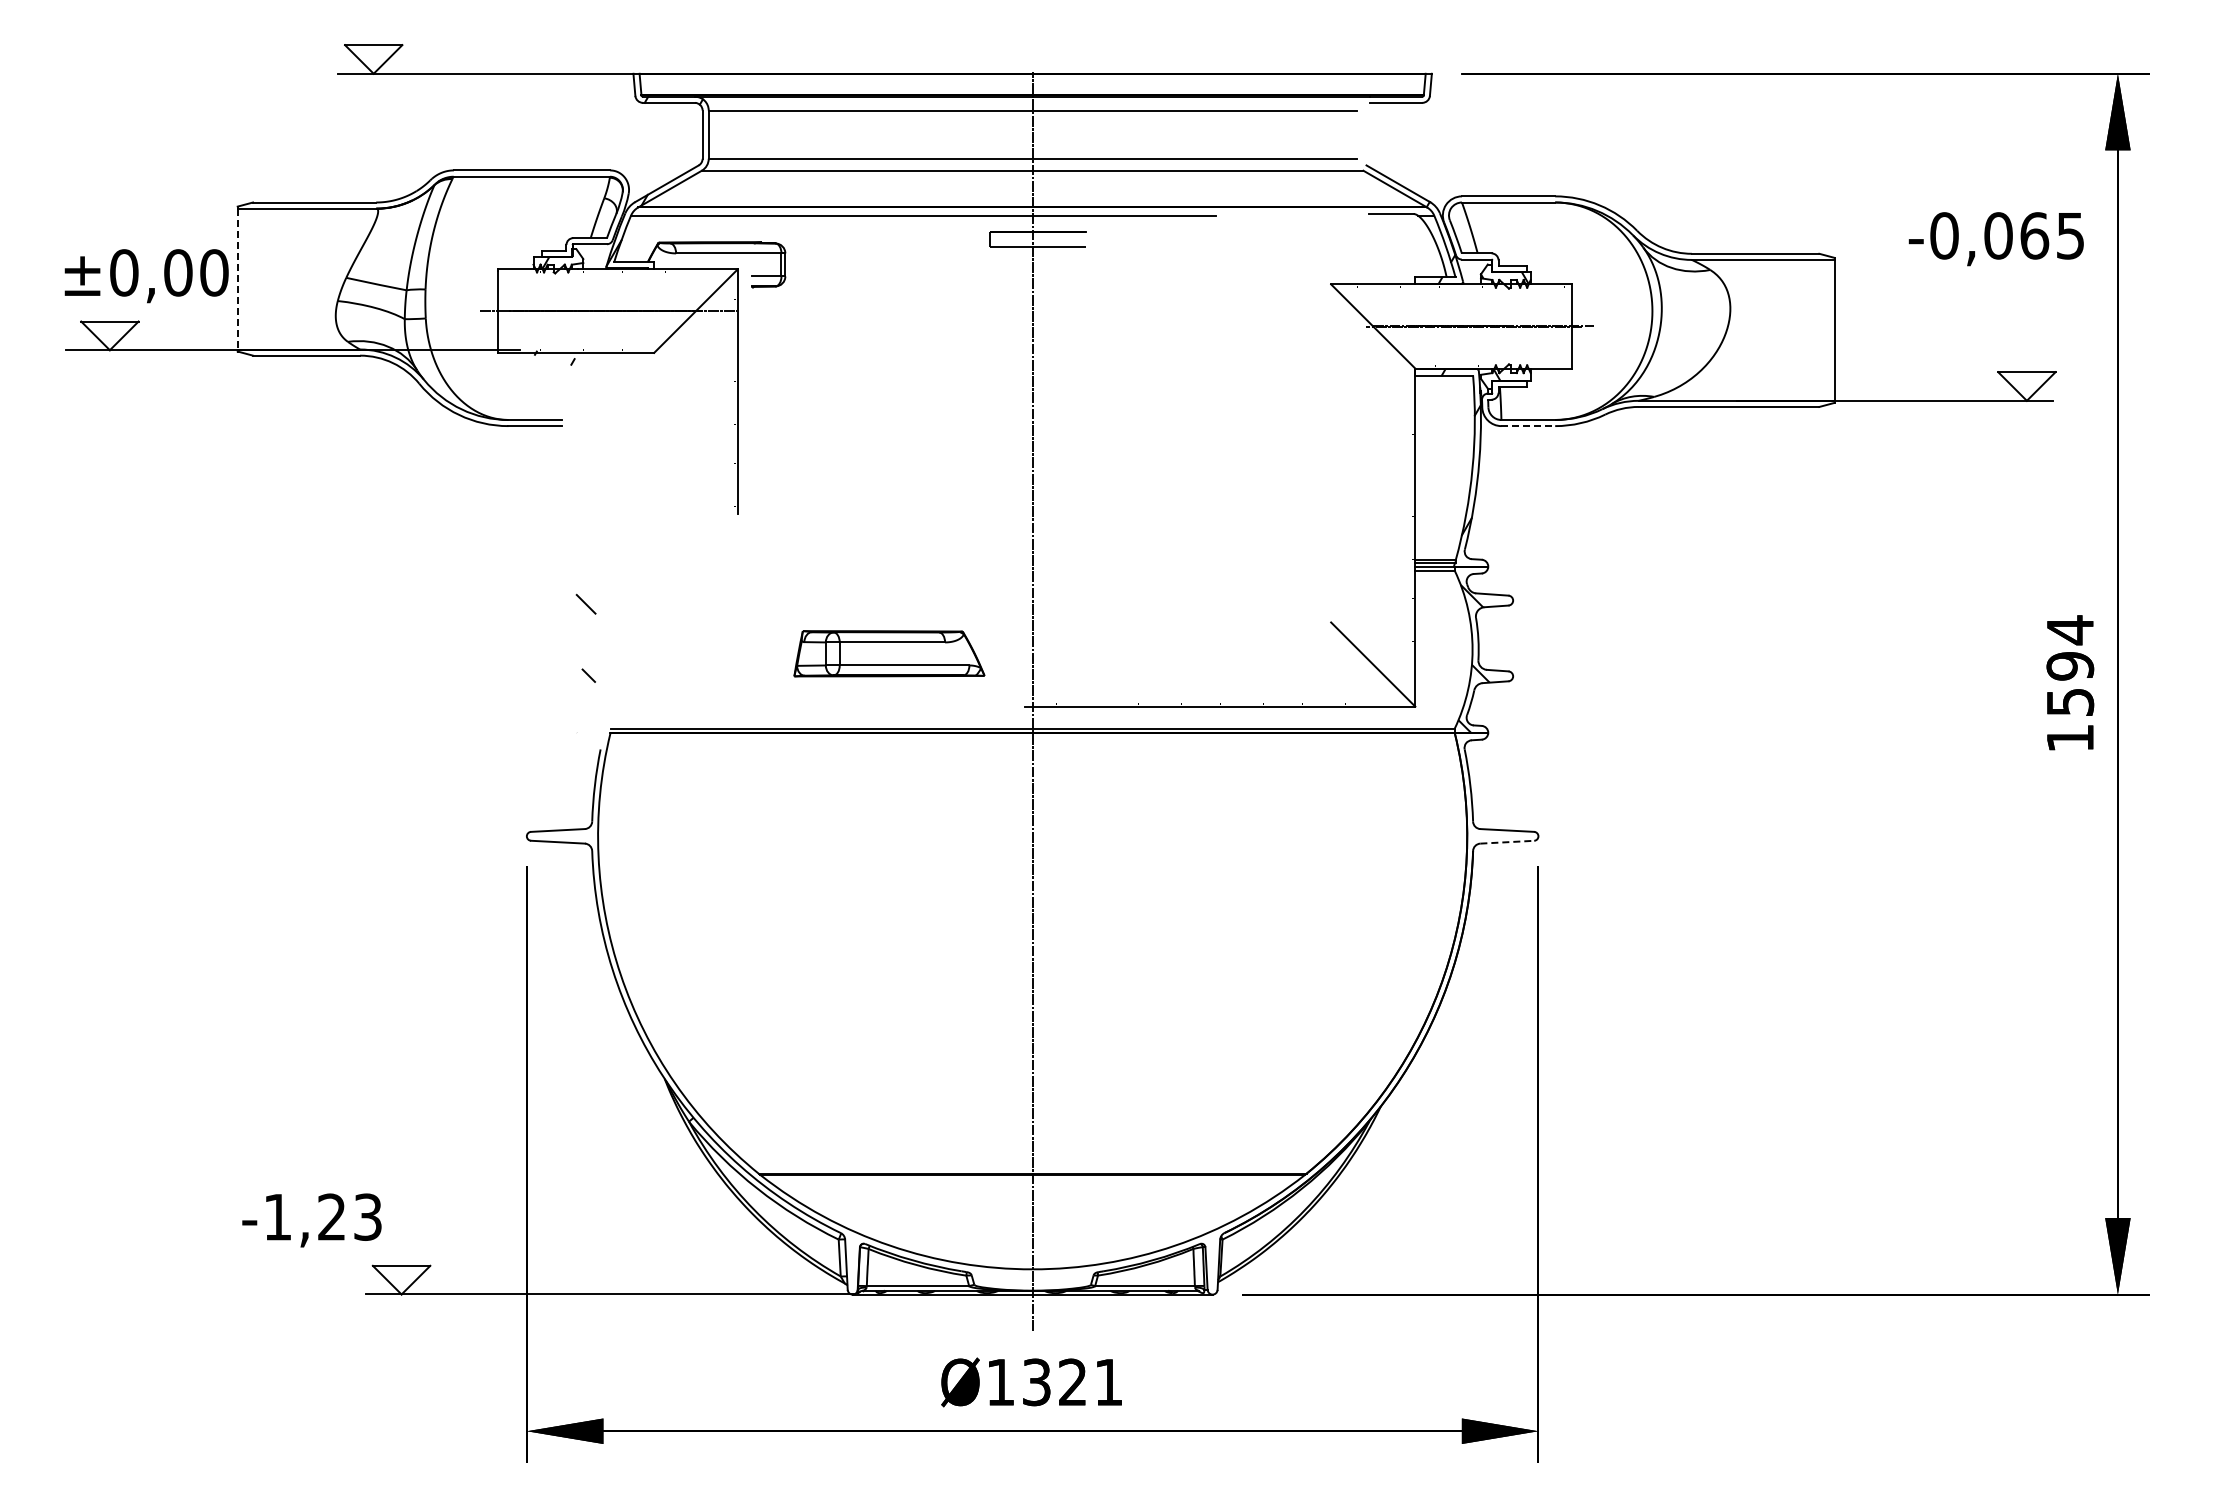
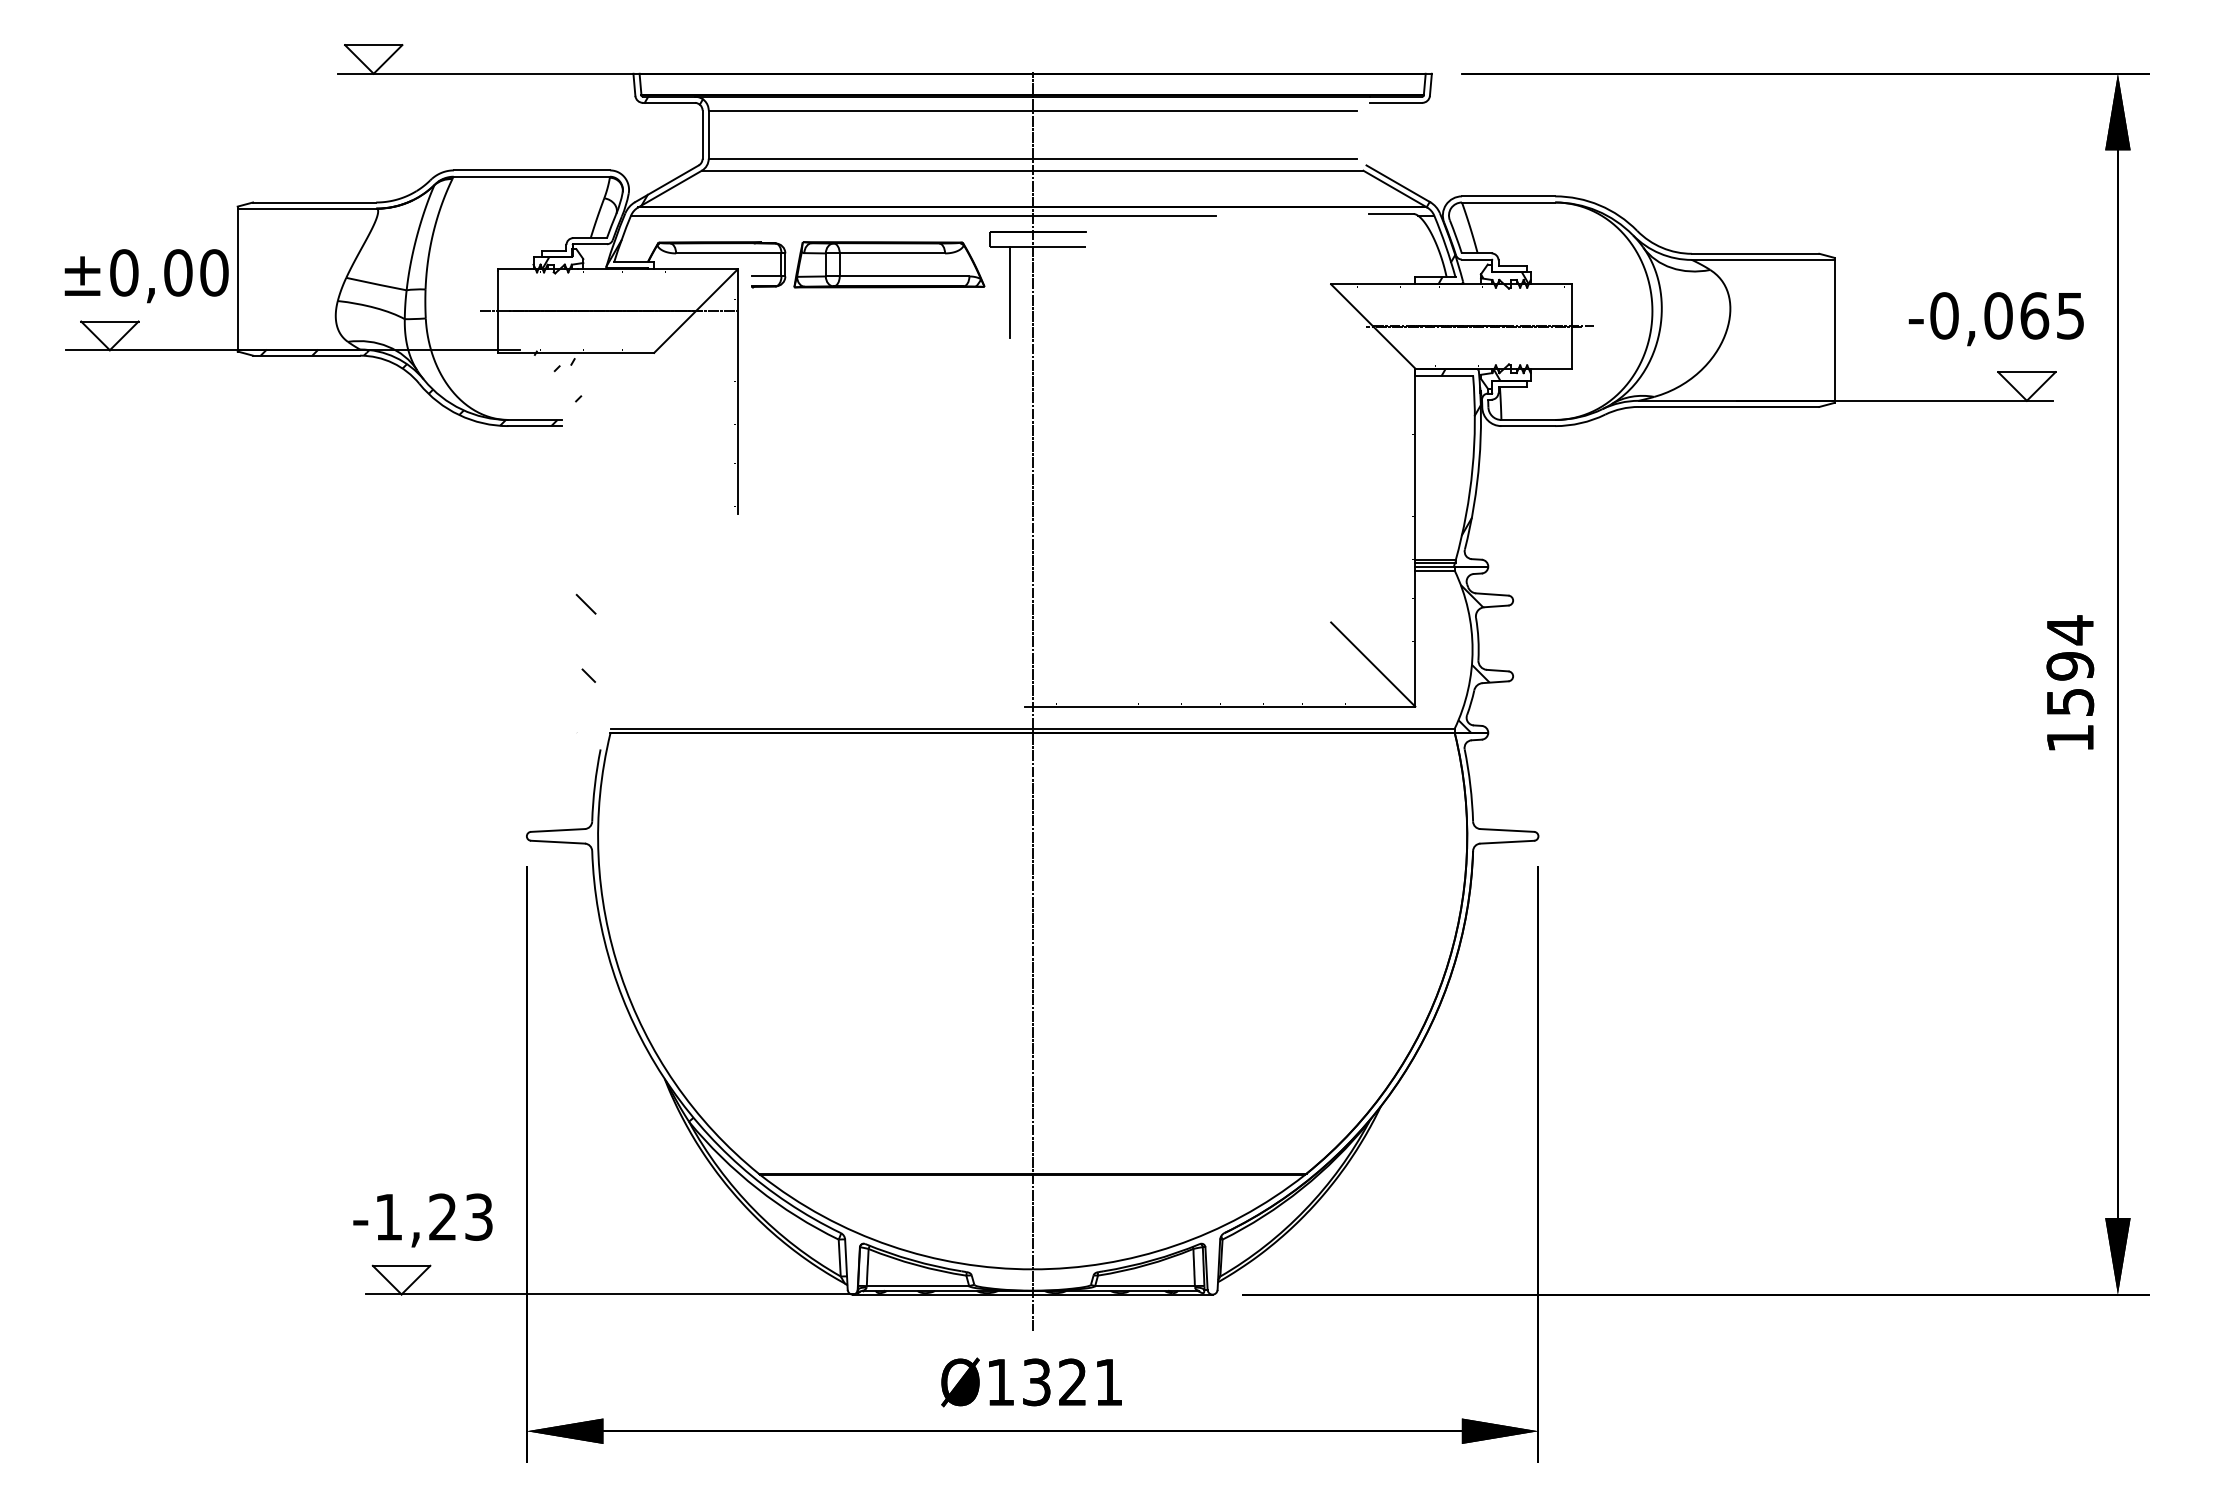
text position: (1995, 239) -> (1995, 319) (1995, 319)
line: dashed -> solid (237, 279)
line: none -> present (1010, 292)
hatch: none -> present (420, 387)
line: dashed -> solid (1528, 426)
part position: (889, 653) -> (889, 264) (889, 264)
line: dashed -> solid (1507, 842)
text position: (311, 1220) -> (422, 1220) (422, 1220)
